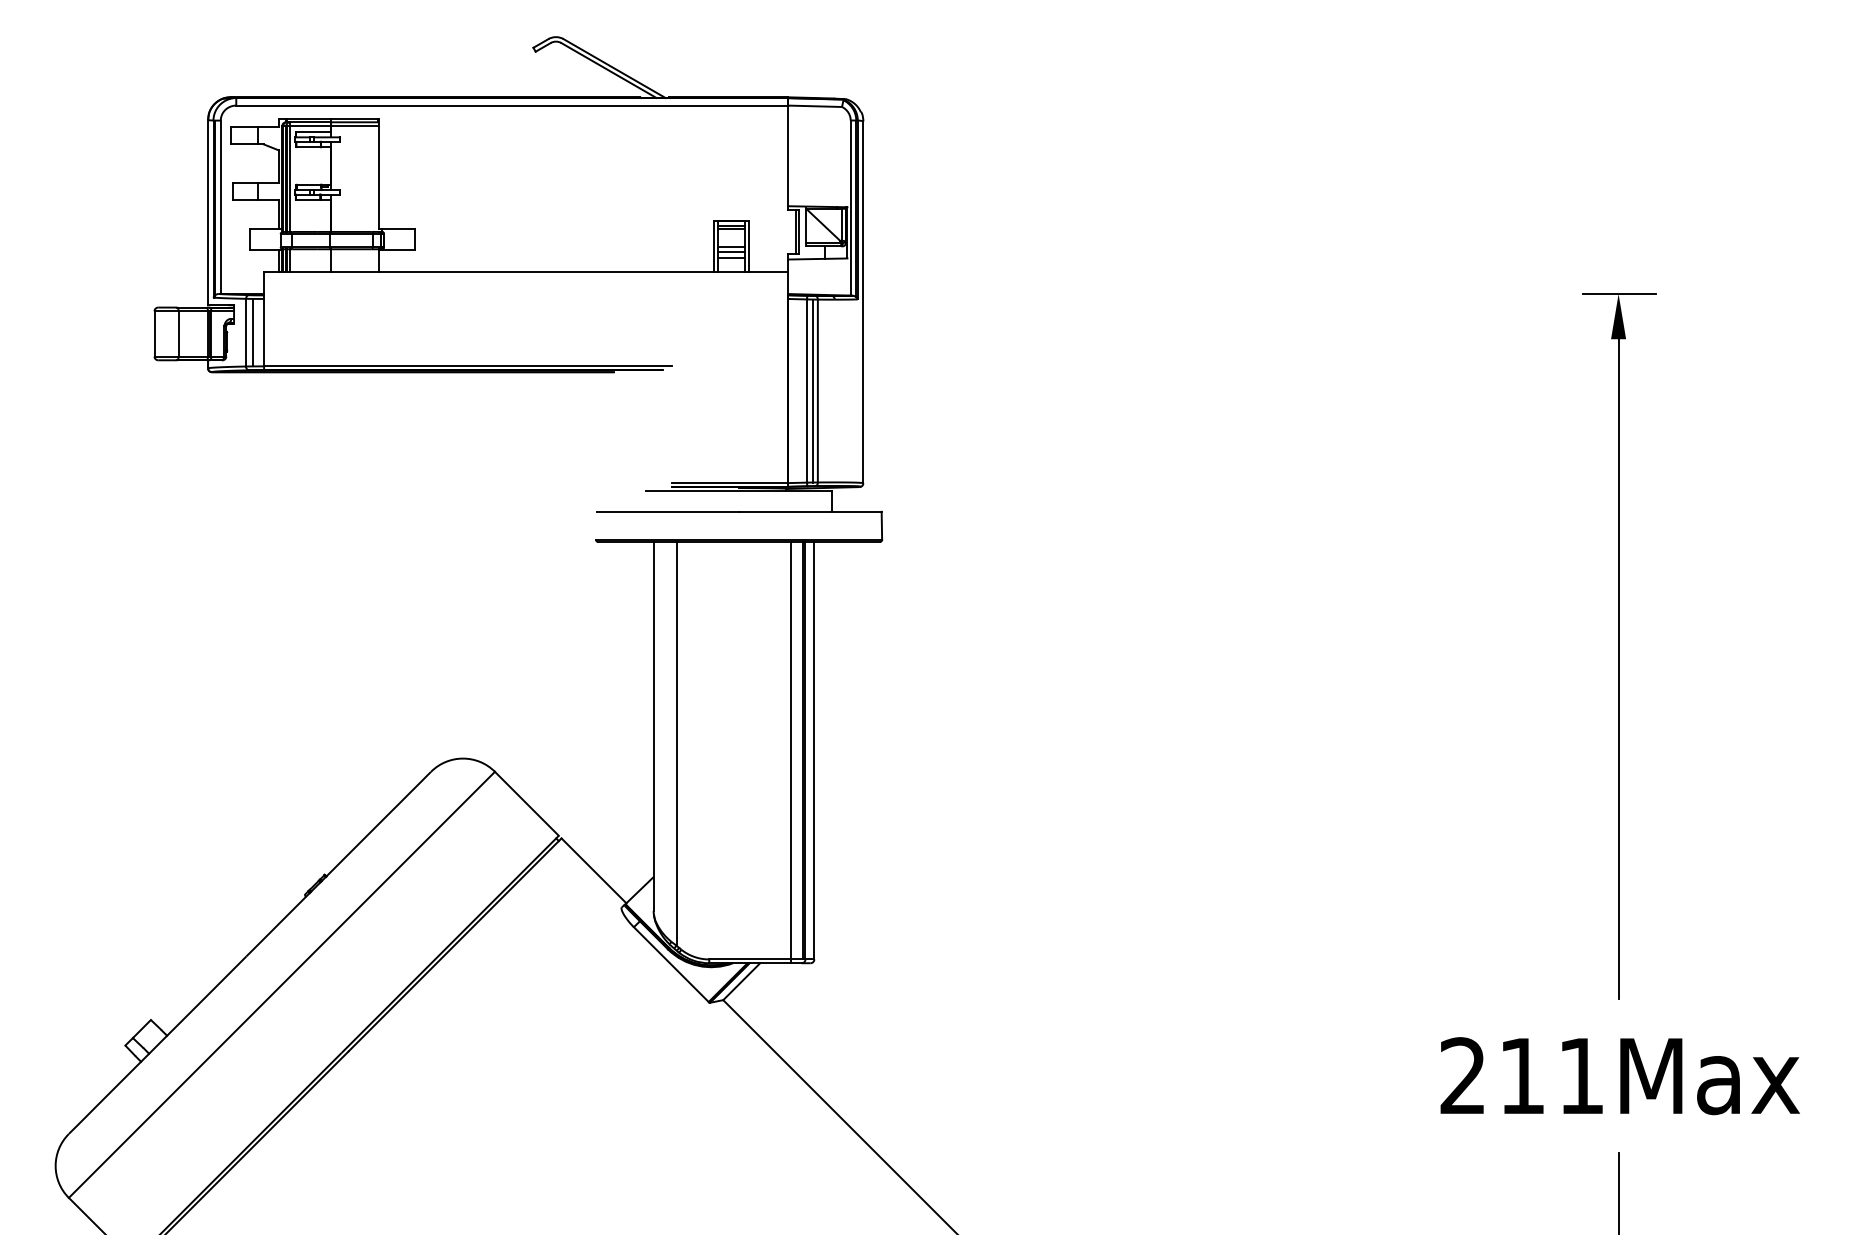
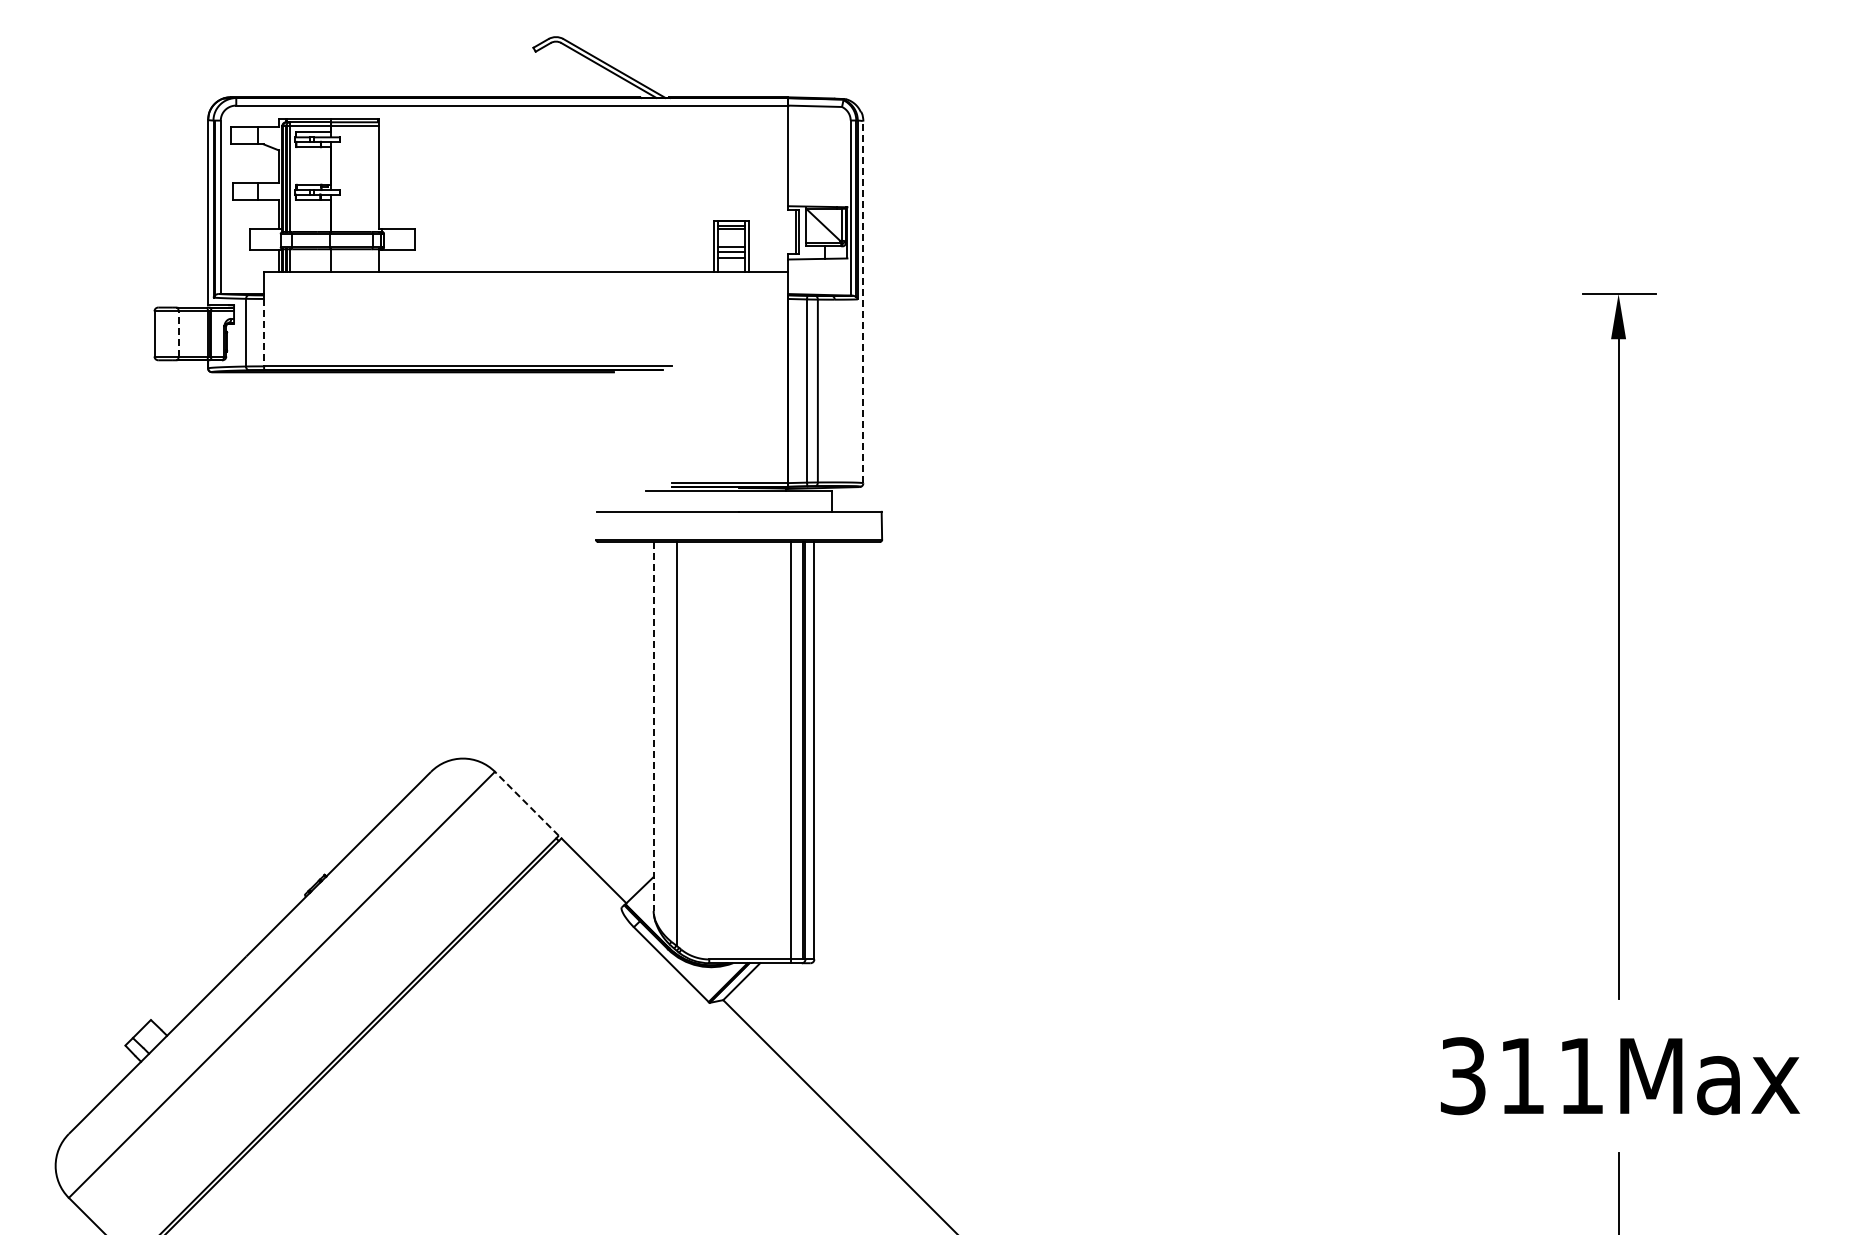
line: solid -> dashed (863, 301)
line: present -> none (253, 332)
line: solid -> dashed (264, 332)
line: solid -> dashed (178, 333)
line: present -> none (813, 390)
line: solid -> dashed (653, 726)
line: solid -> dashed (526, 803)
text: 211Max -> 311Max (1462, 1076)
